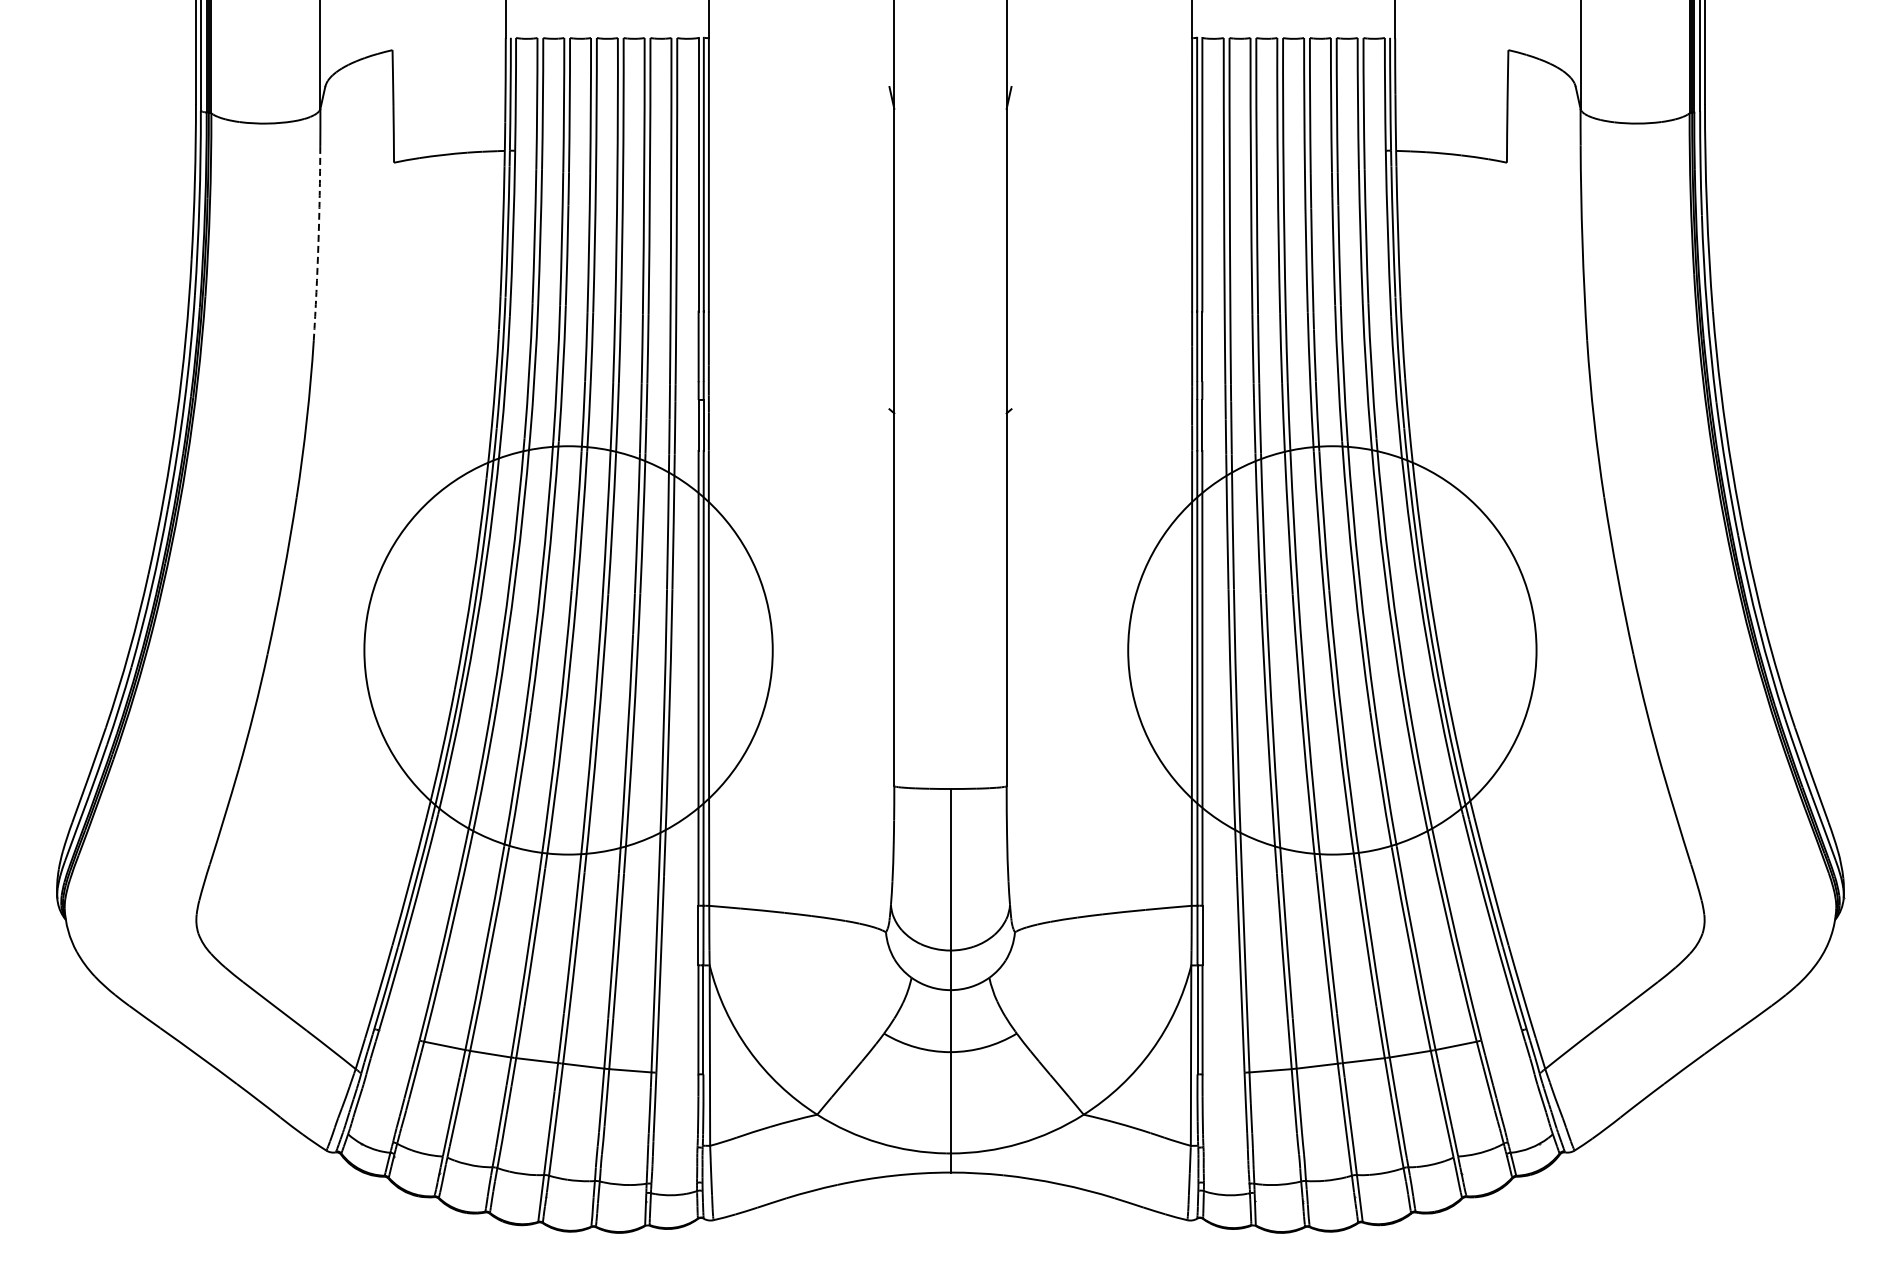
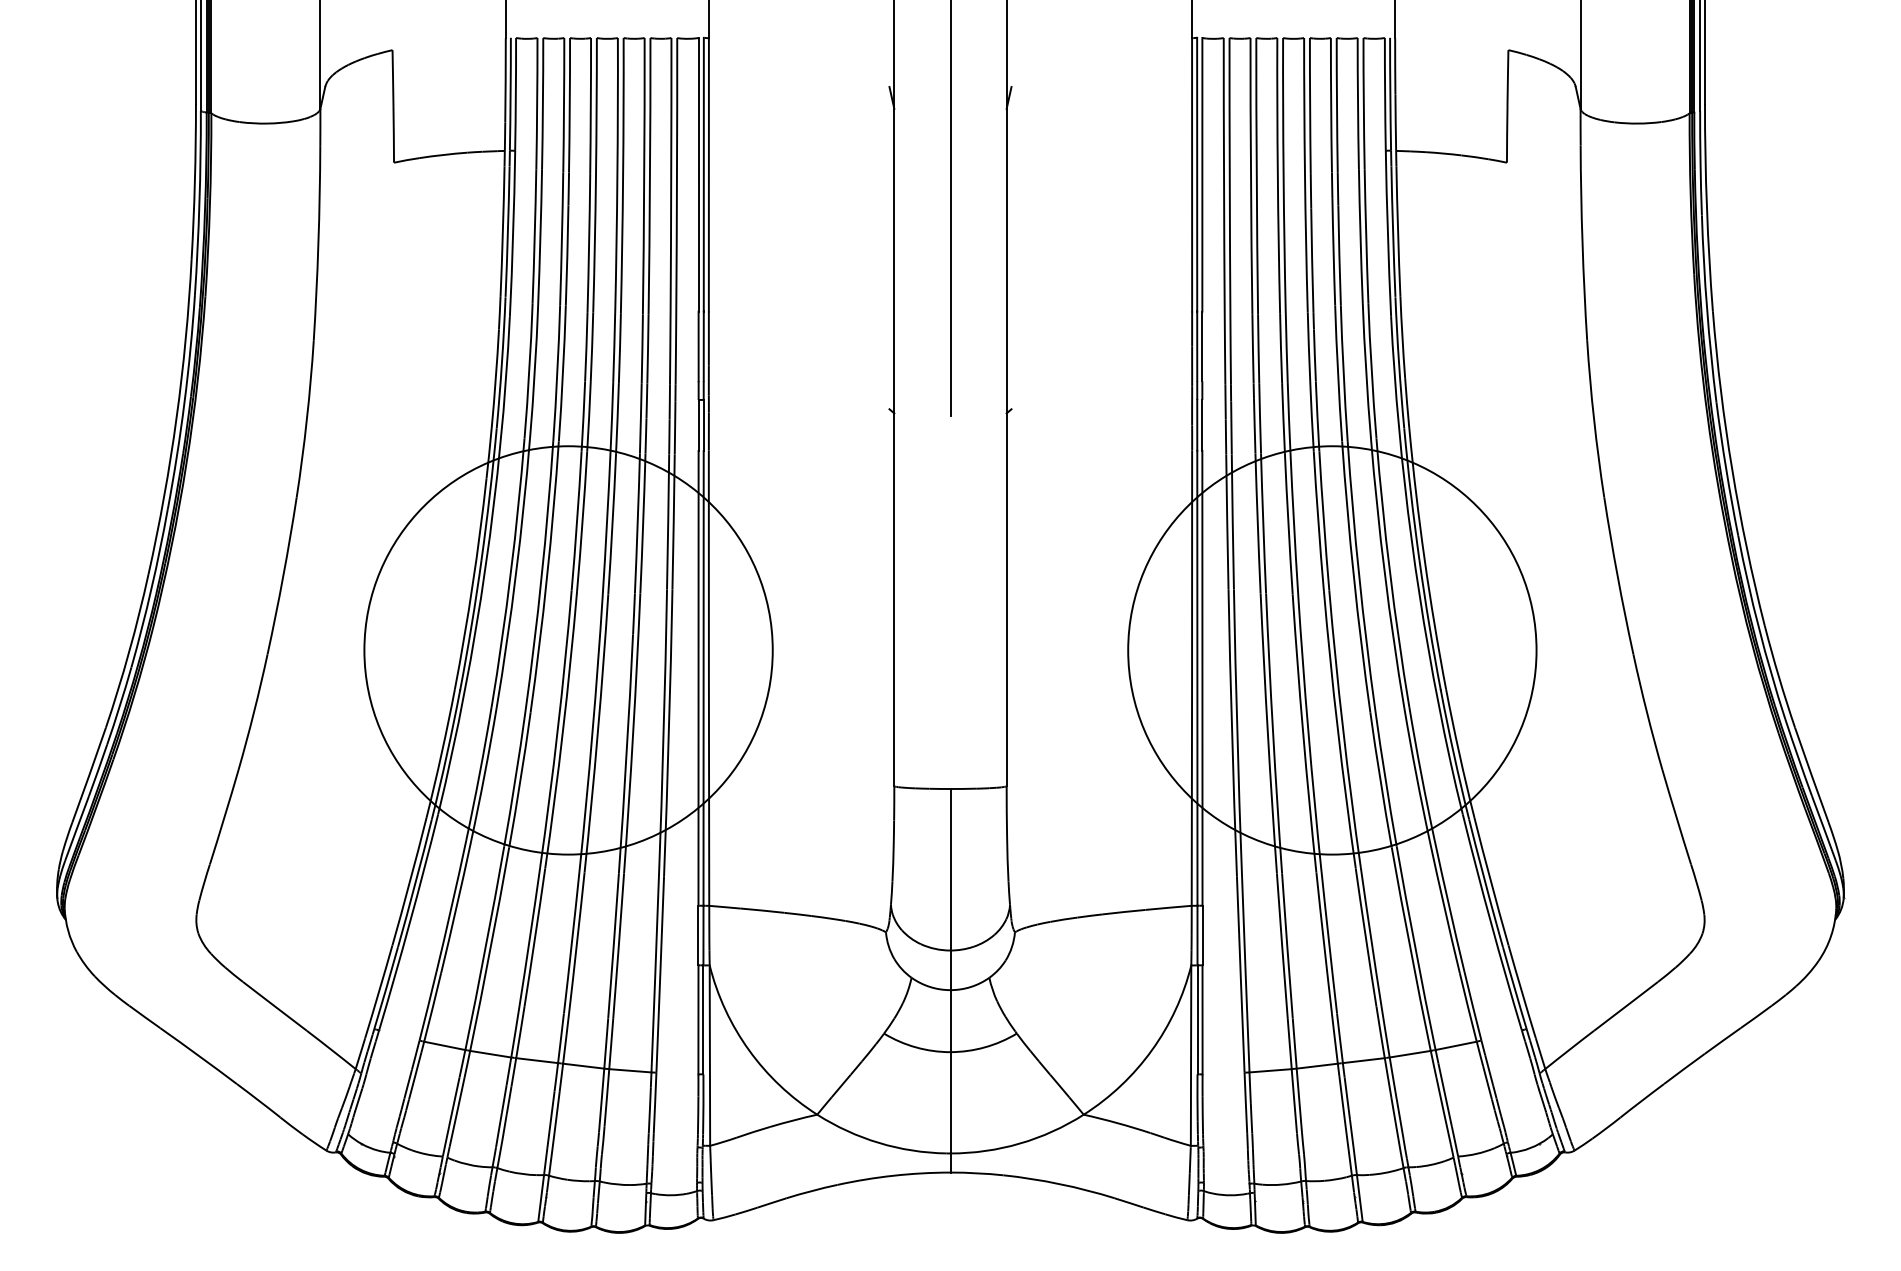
line: none -> present (950, 209)
arc: dashed -> solid (318, 243)
